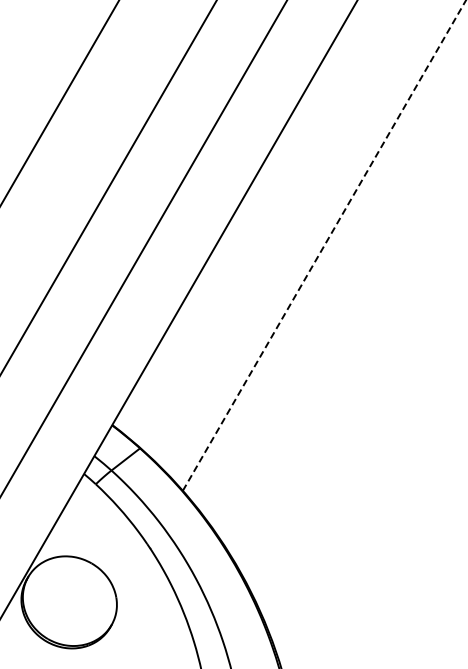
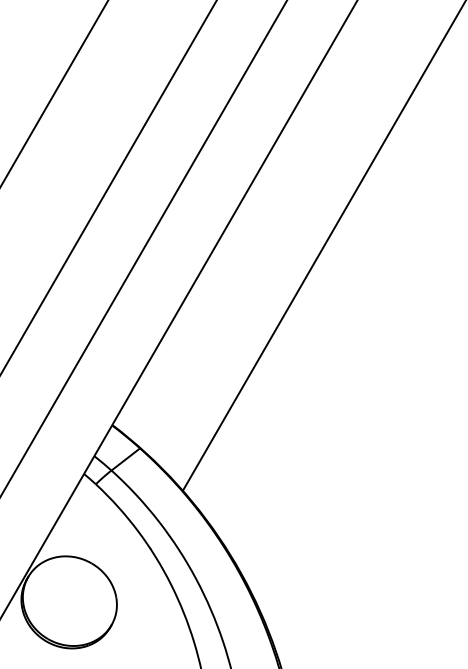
line position: (60, 102) -> (54, 93) (54, 93)
line: dashed -> solid (324, 245)
